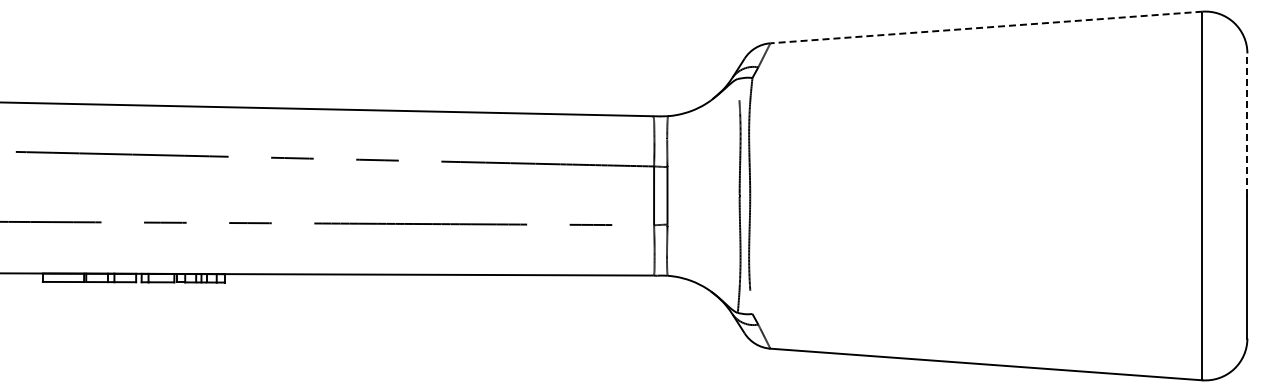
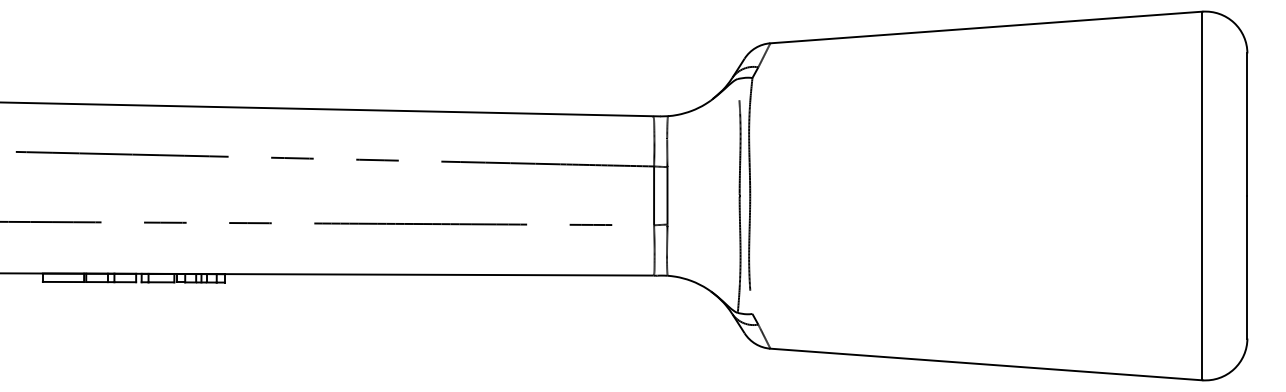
line: dashed -> solid (986, 27)
line: dashed -> solid (1247, 124)
